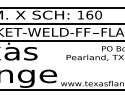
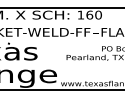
line: present -> none (61, 24)
line: present -> none (61, 40)
